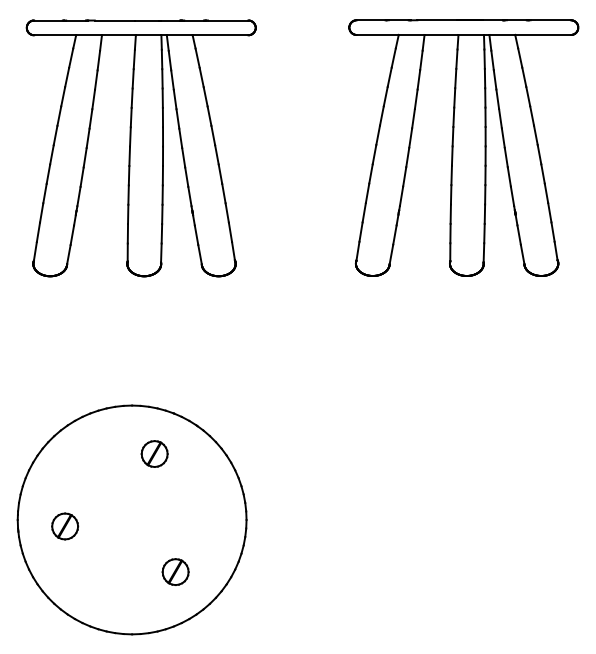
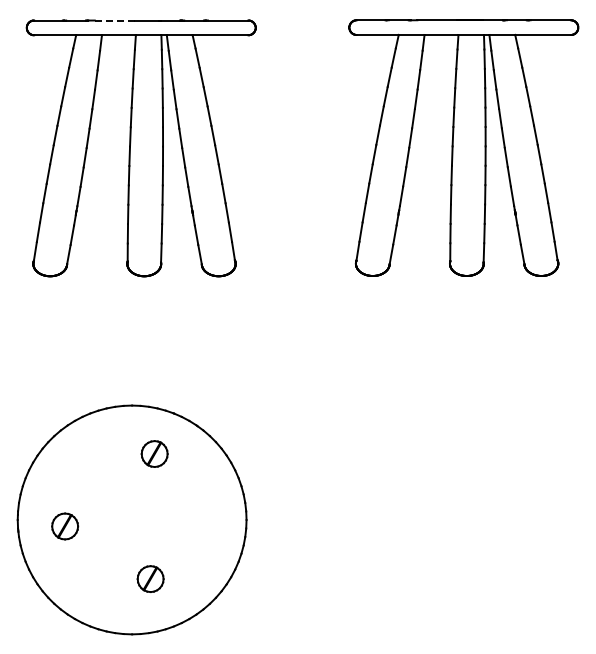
line: solid -> dashed (114, 20)
part position: (175, 571) -> (150, 578) (150, 578)
